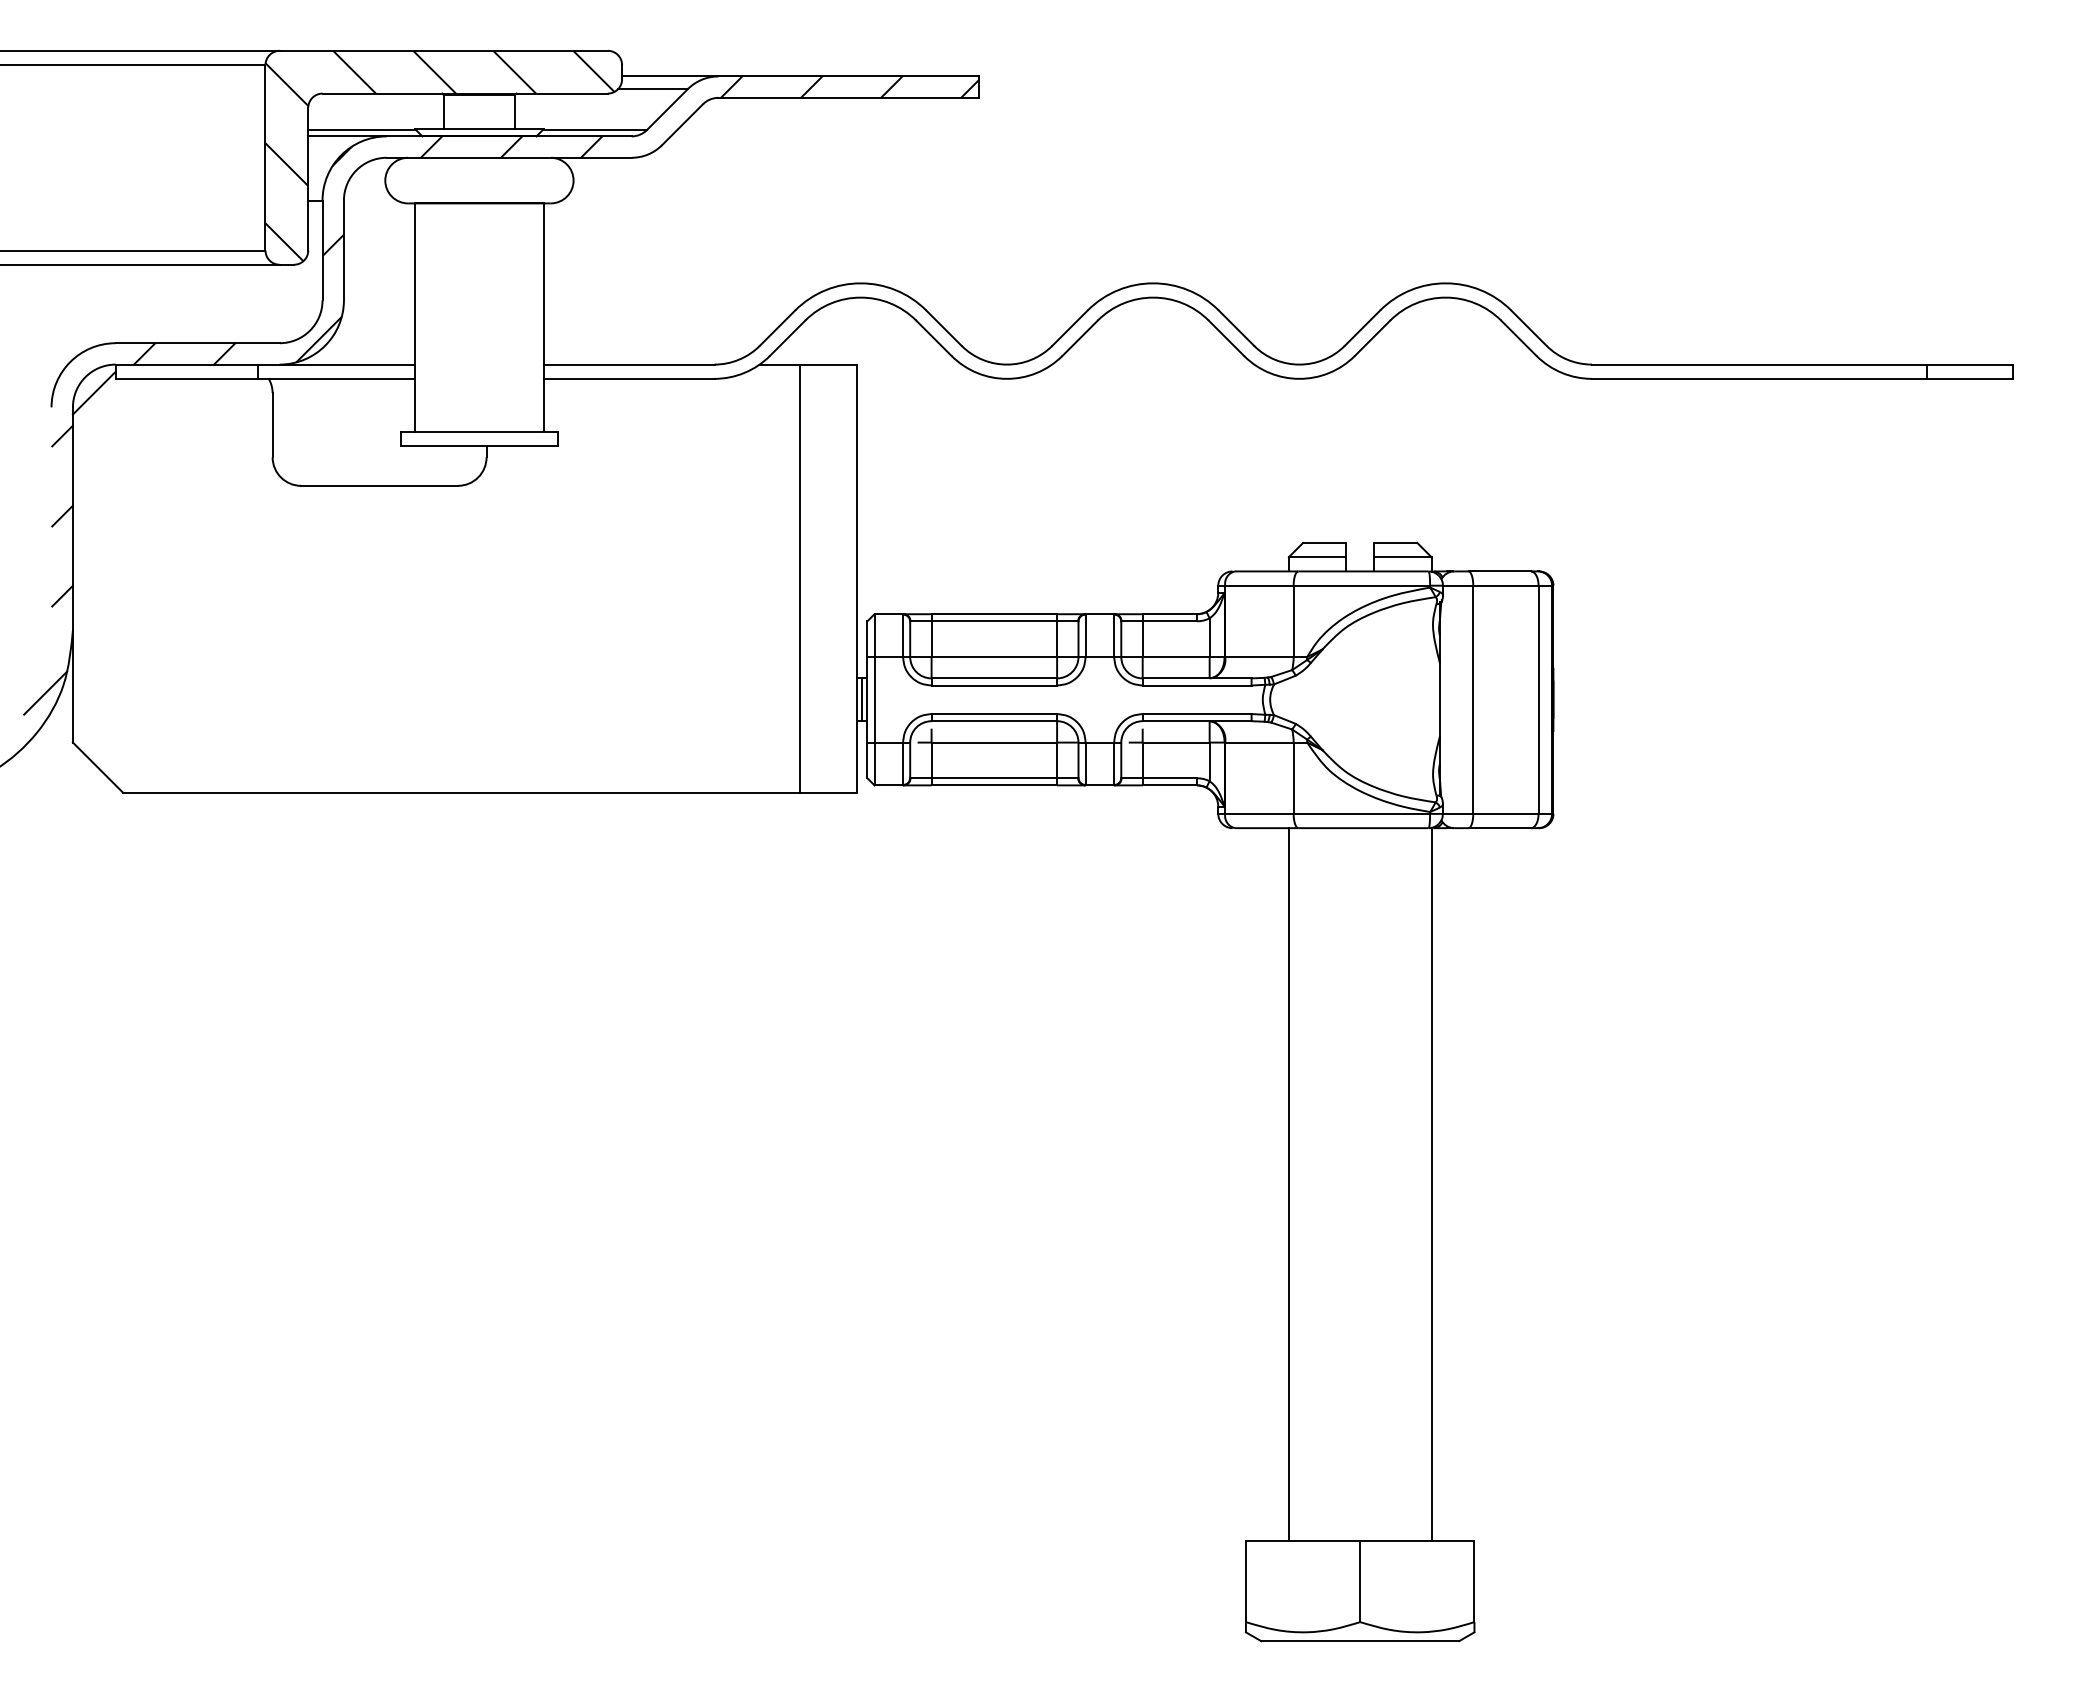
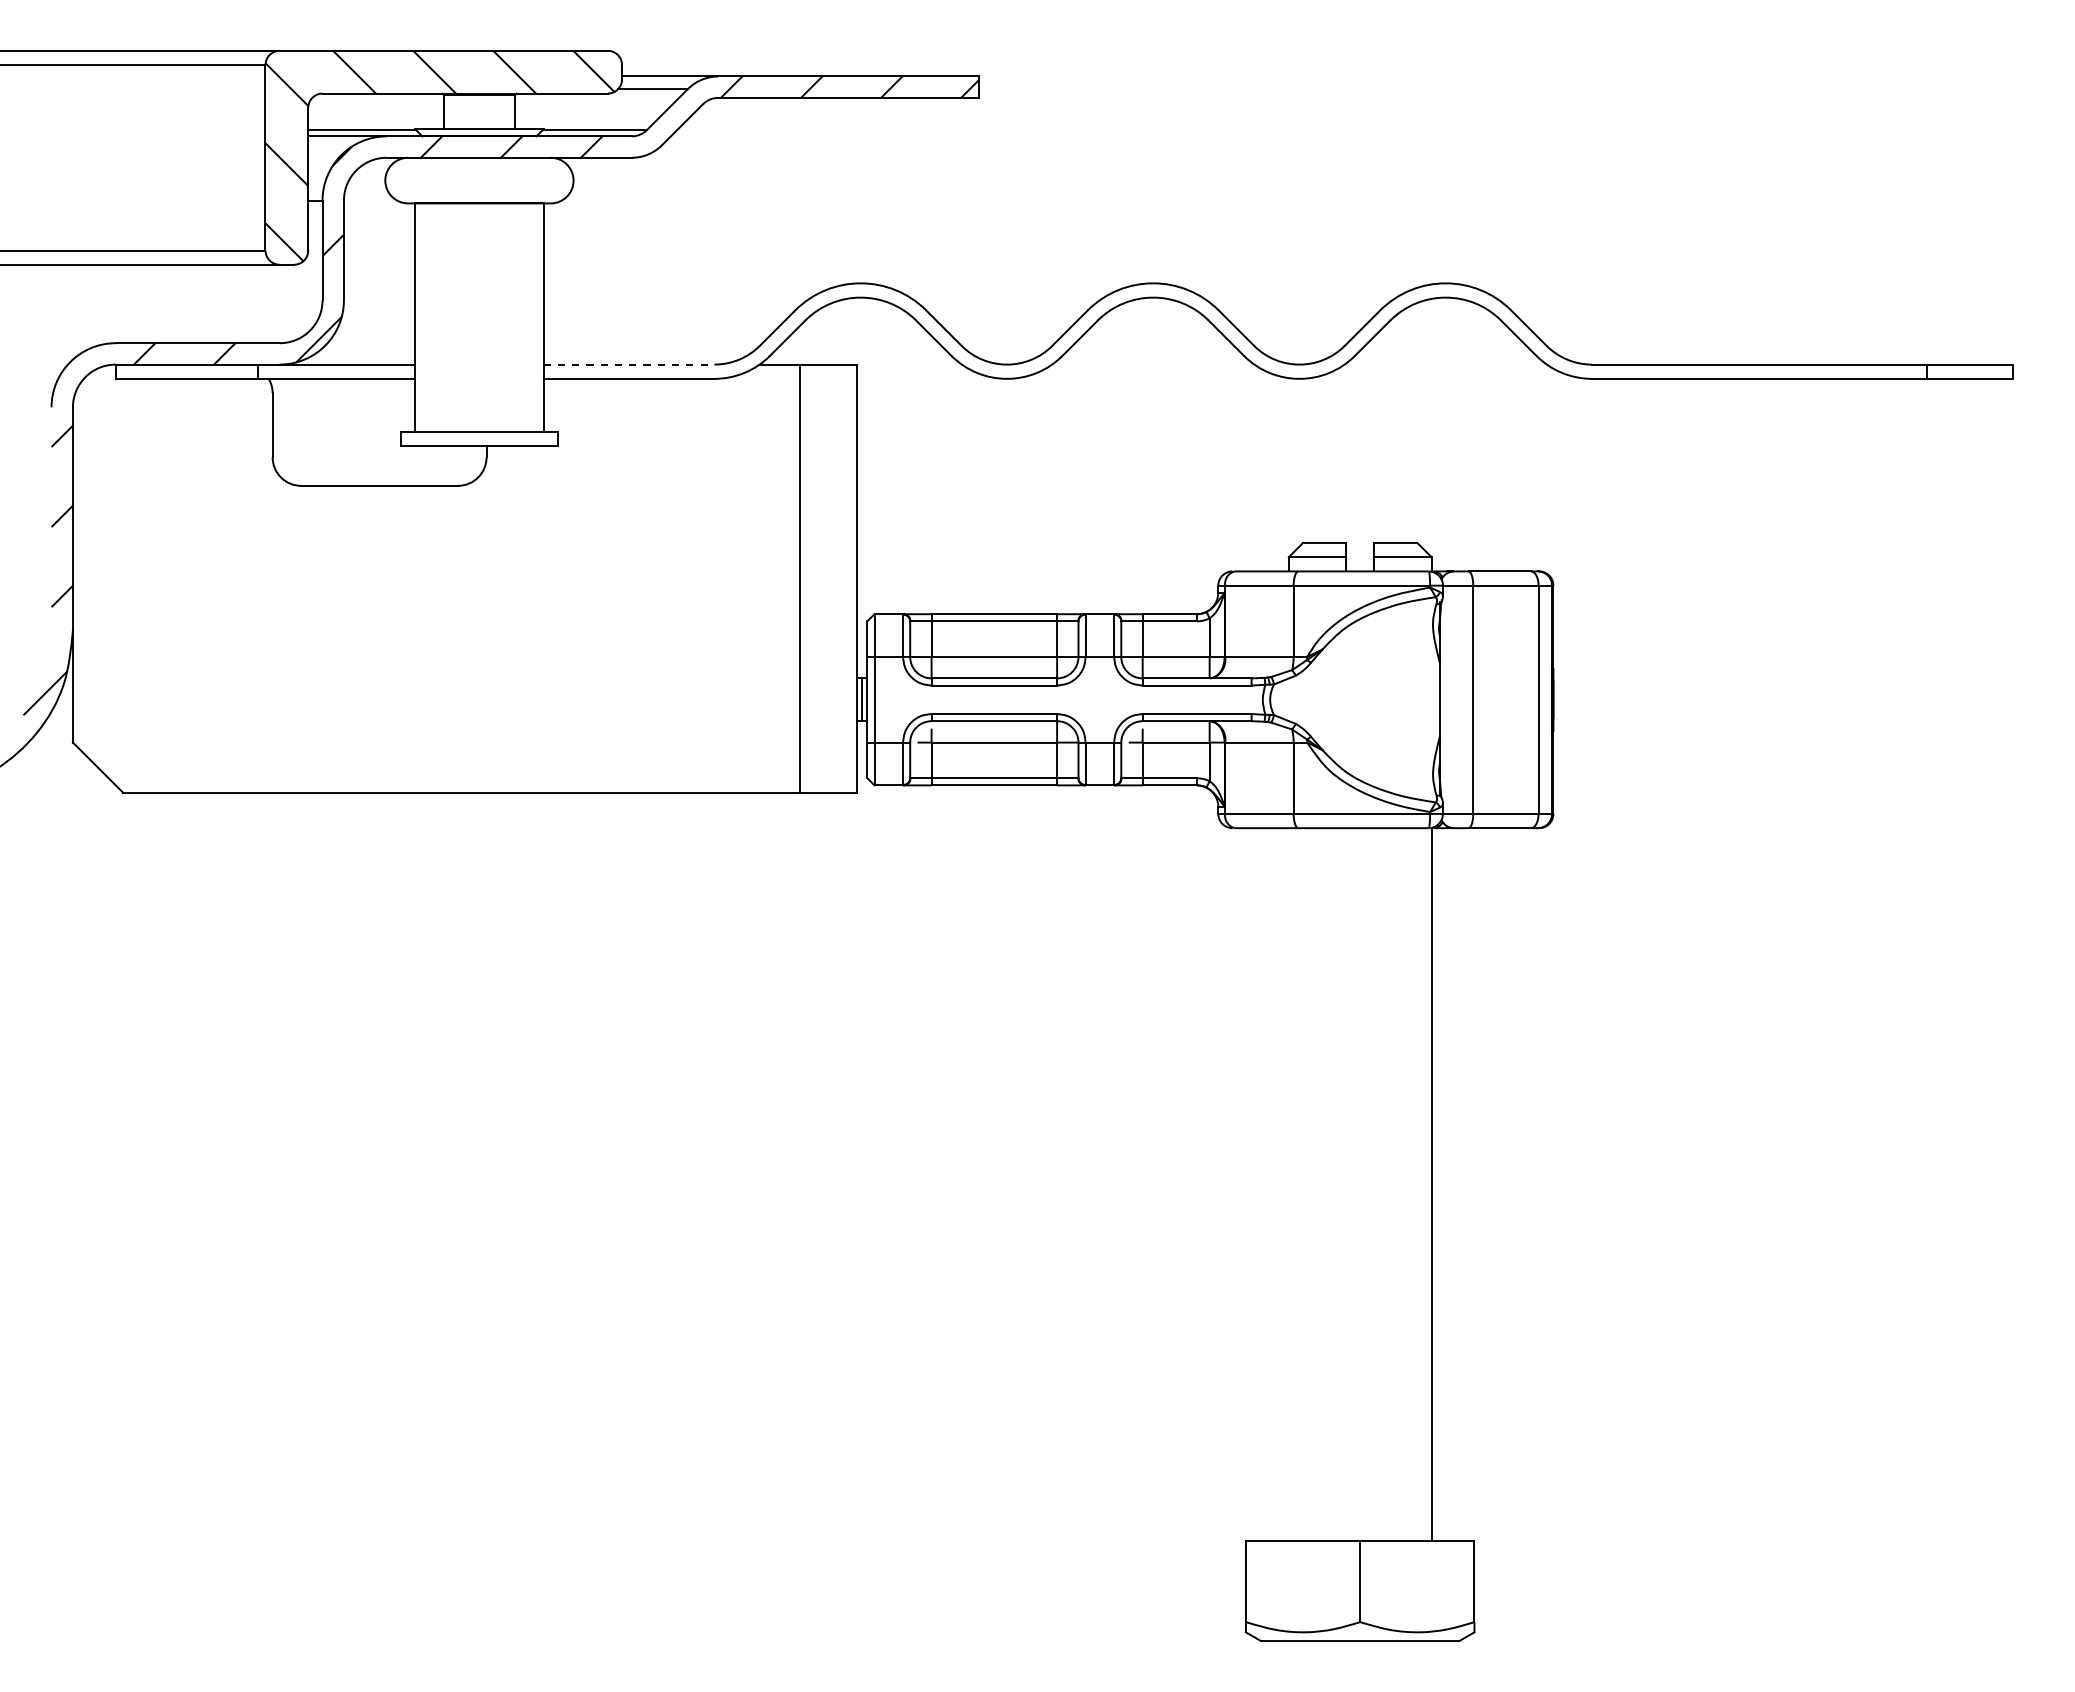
line: solid -> dashed (629, 364)
line: present -> none (93, 392)
line: present -> none (1288, 1184)
